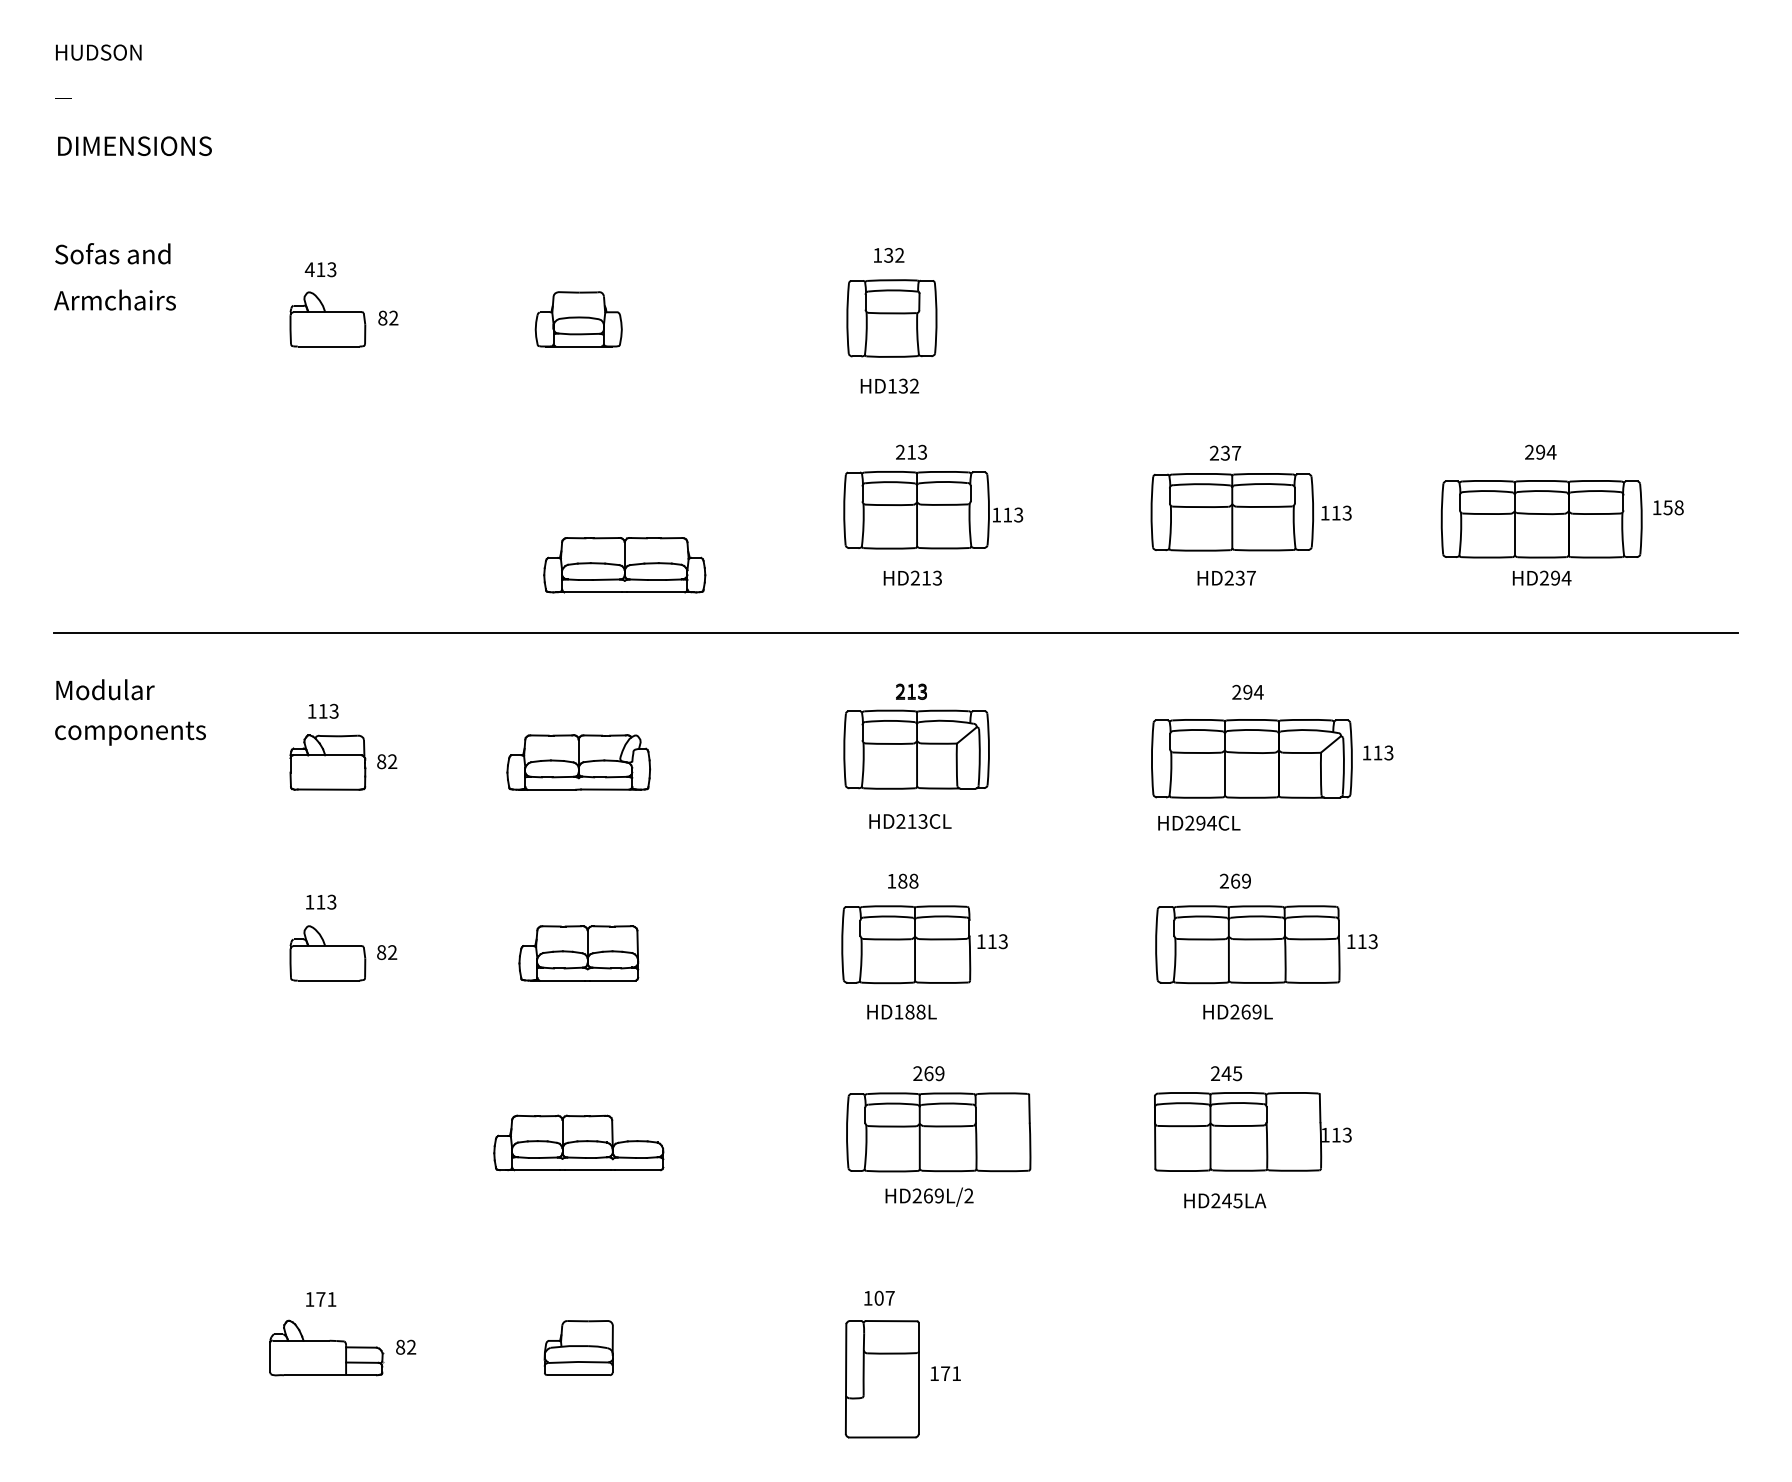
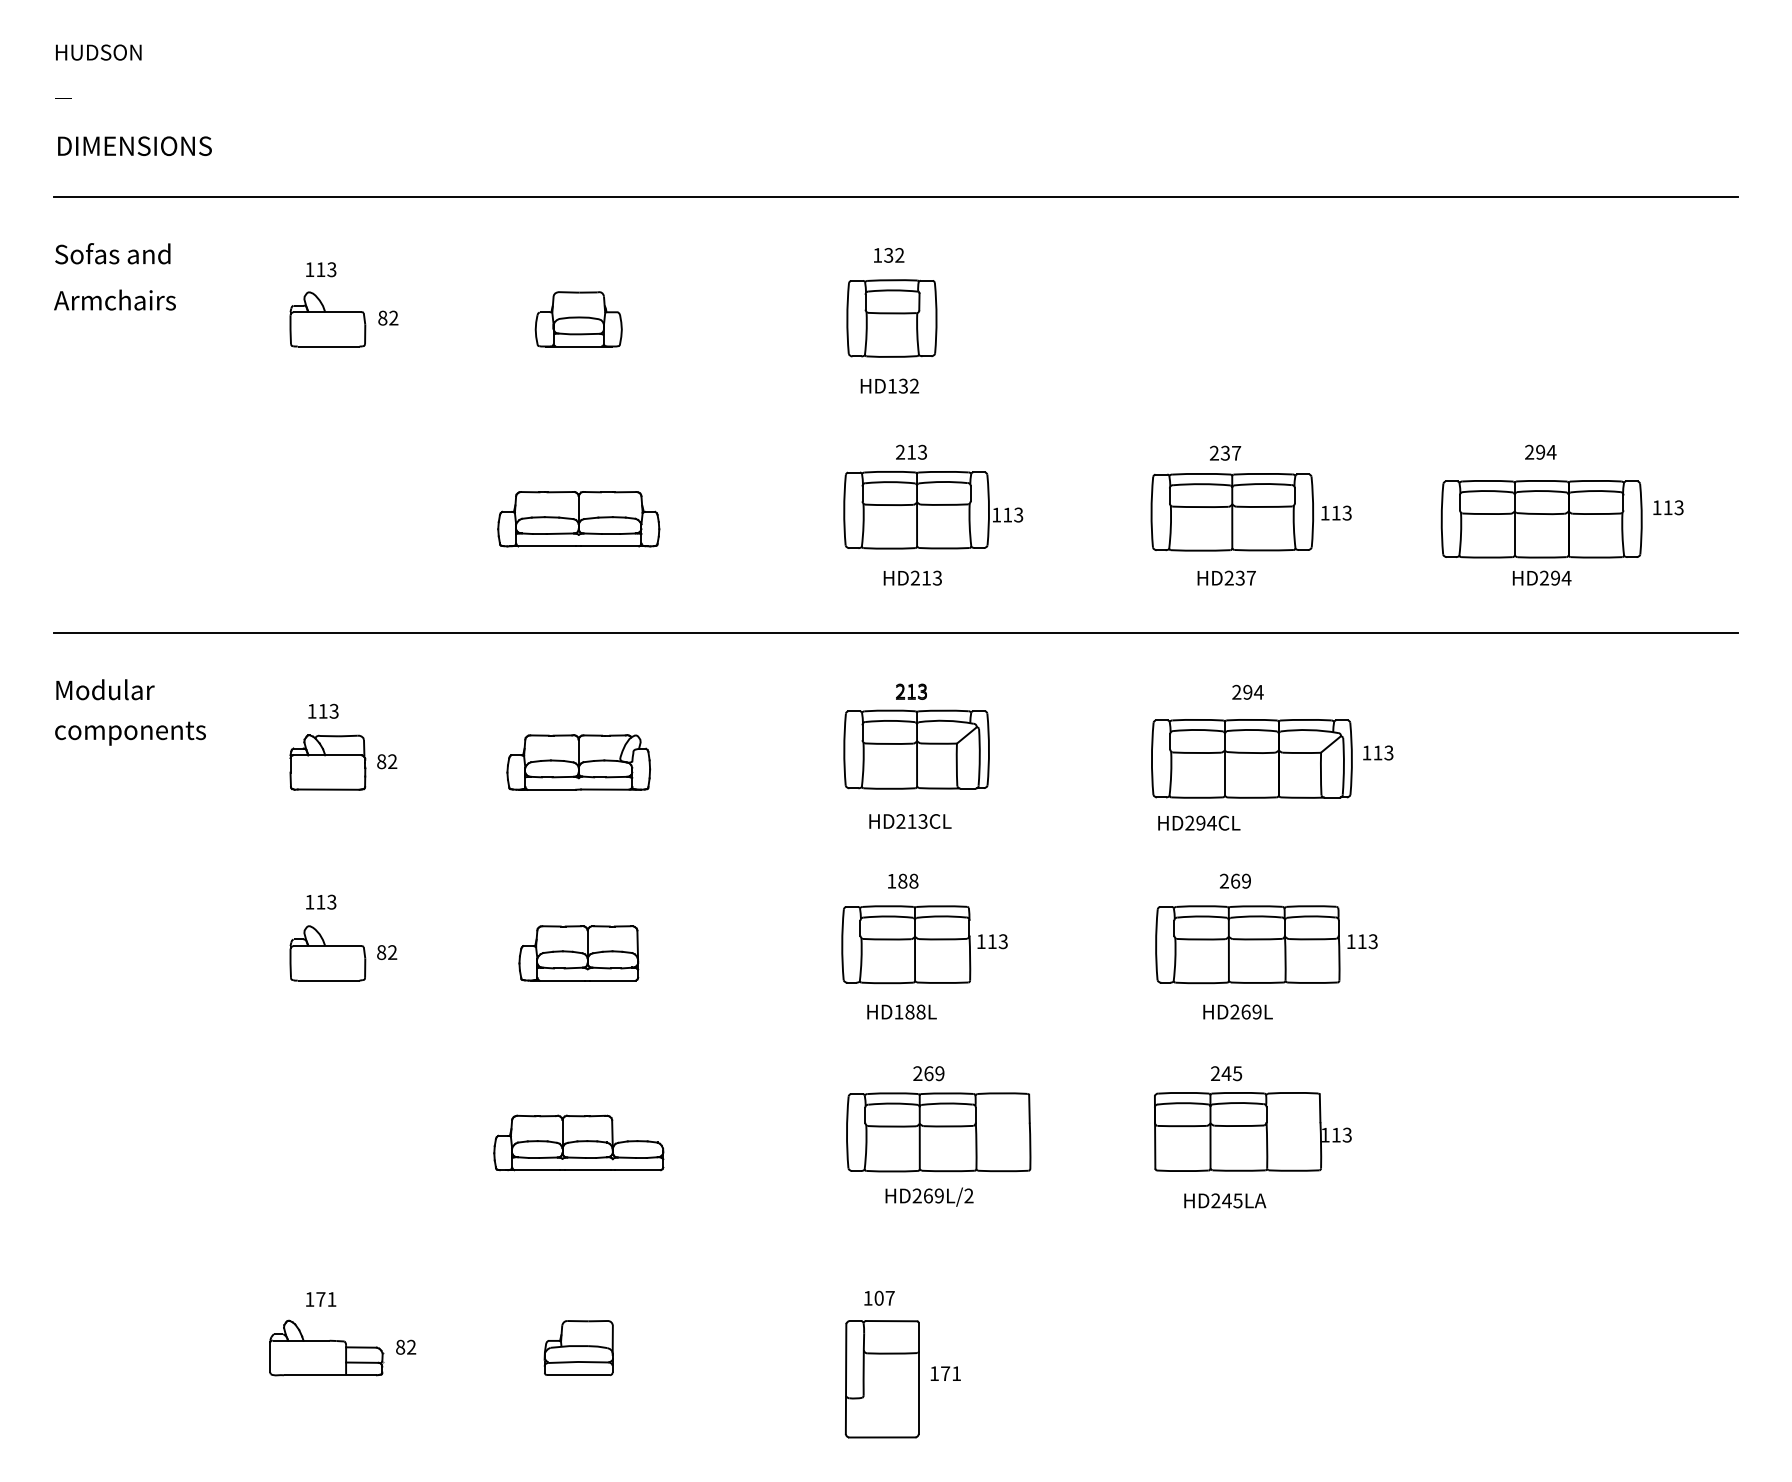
line: none -> present (895, 197)
text: 413 -> 113 (309, 269)
text: 158 -> 113 (1673, 507)
part position: (624, 565) -> (578, 519) (578, 519)
